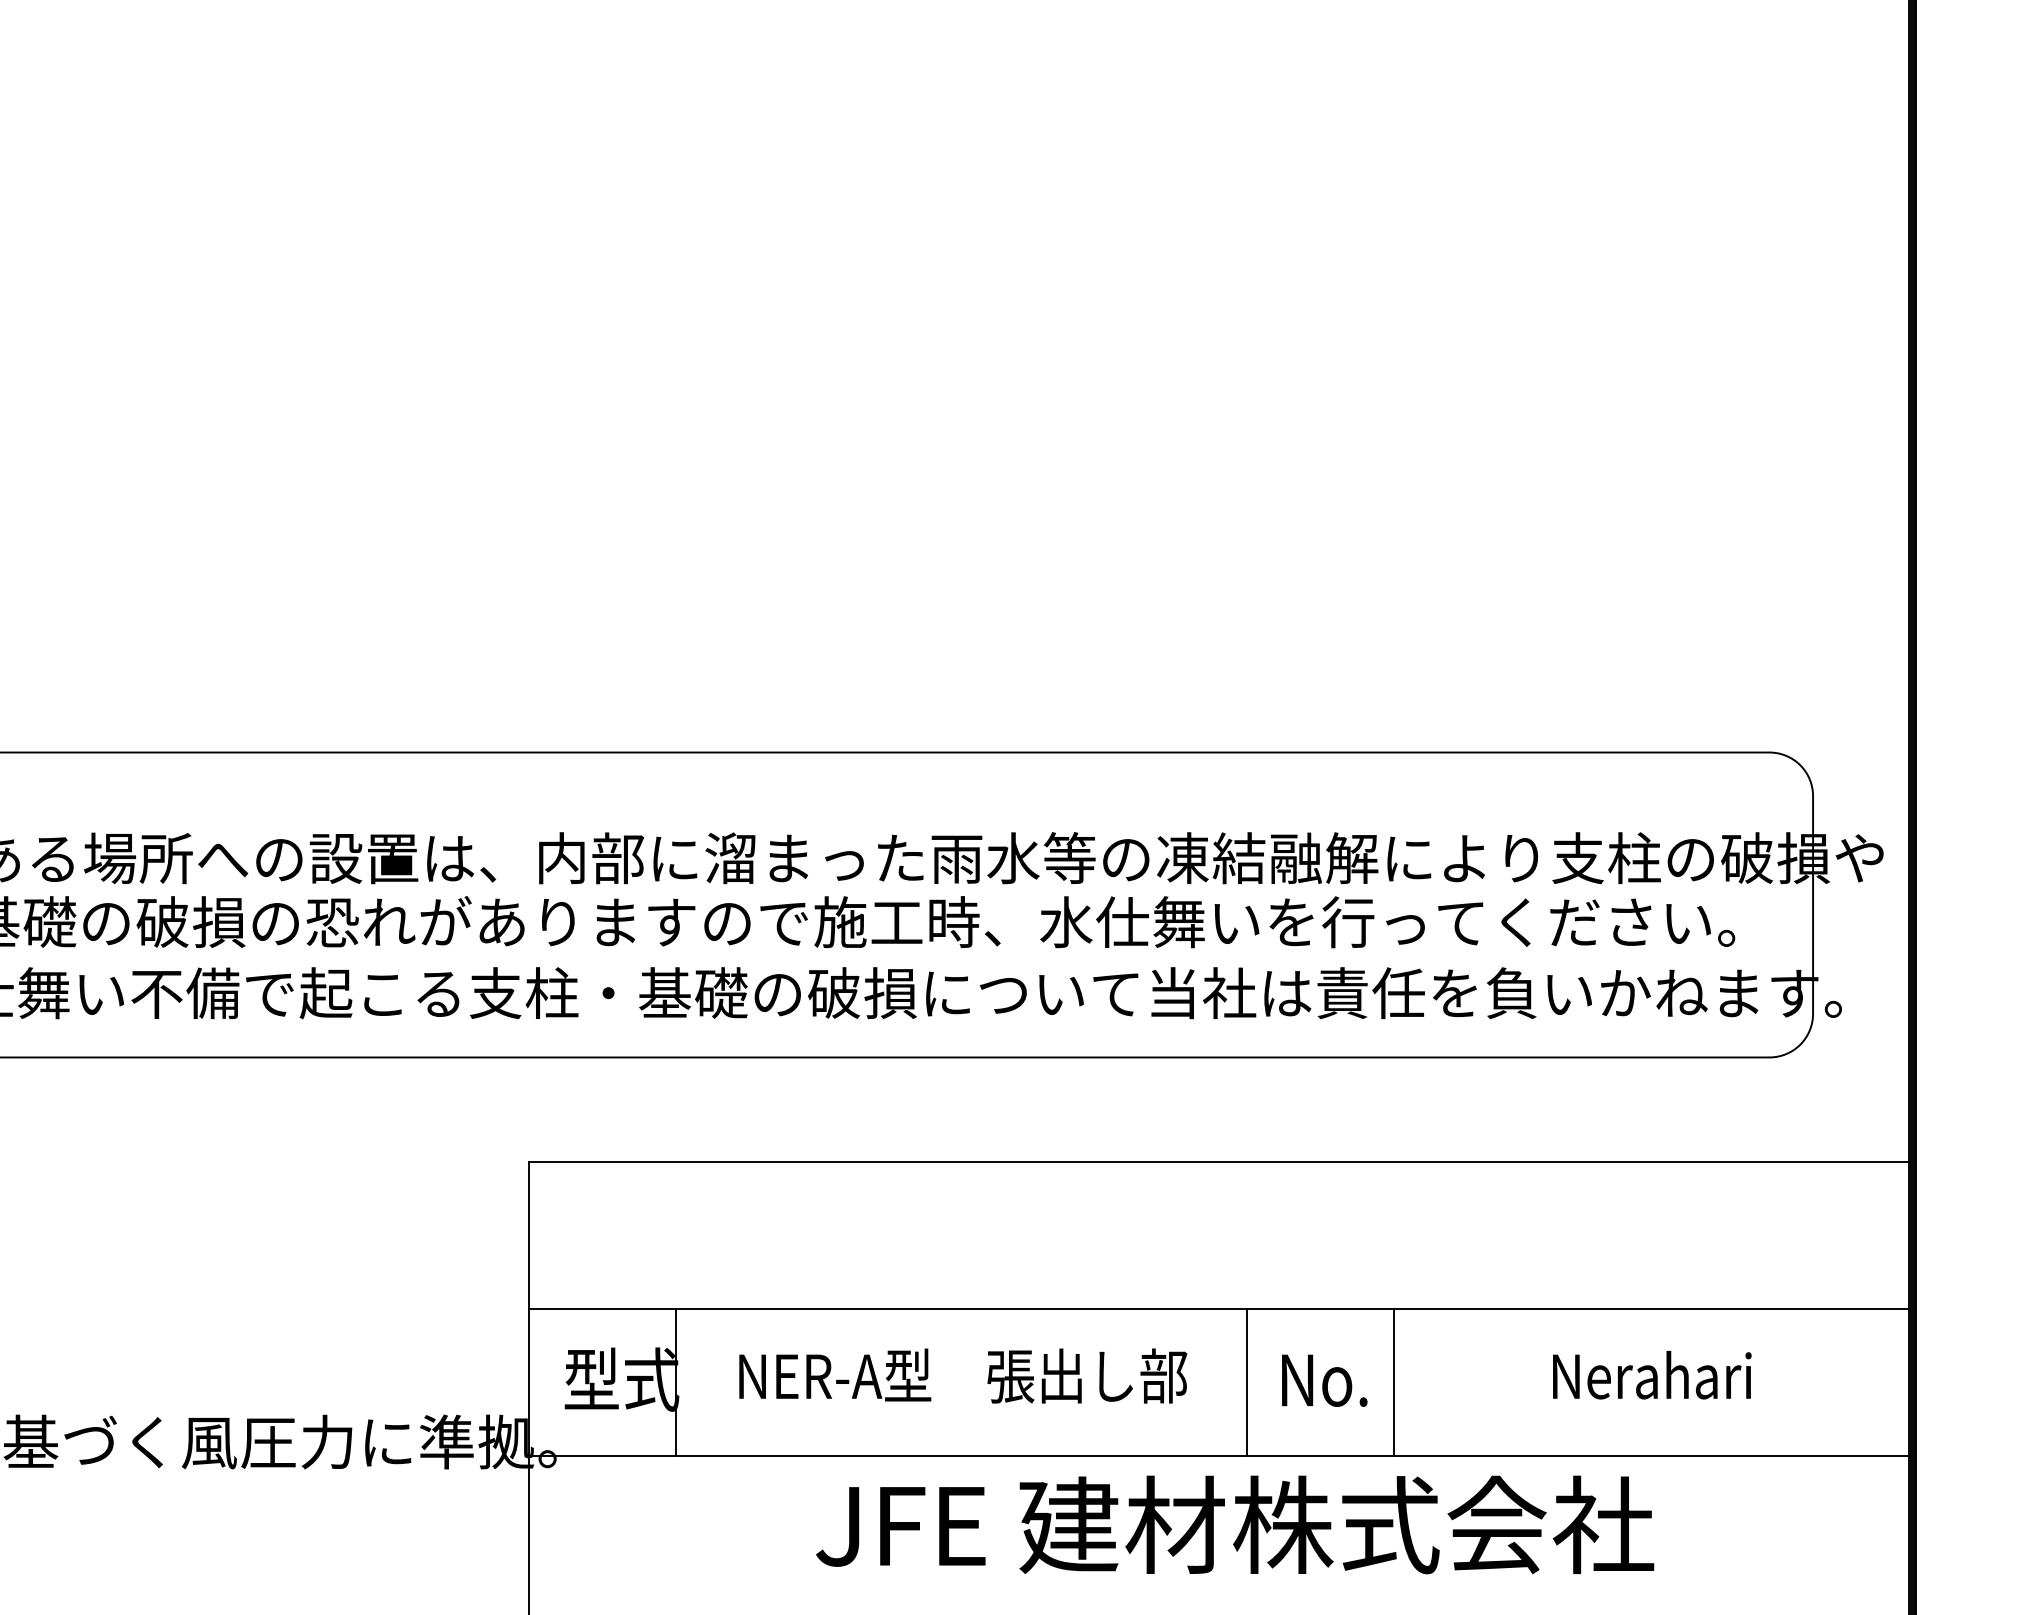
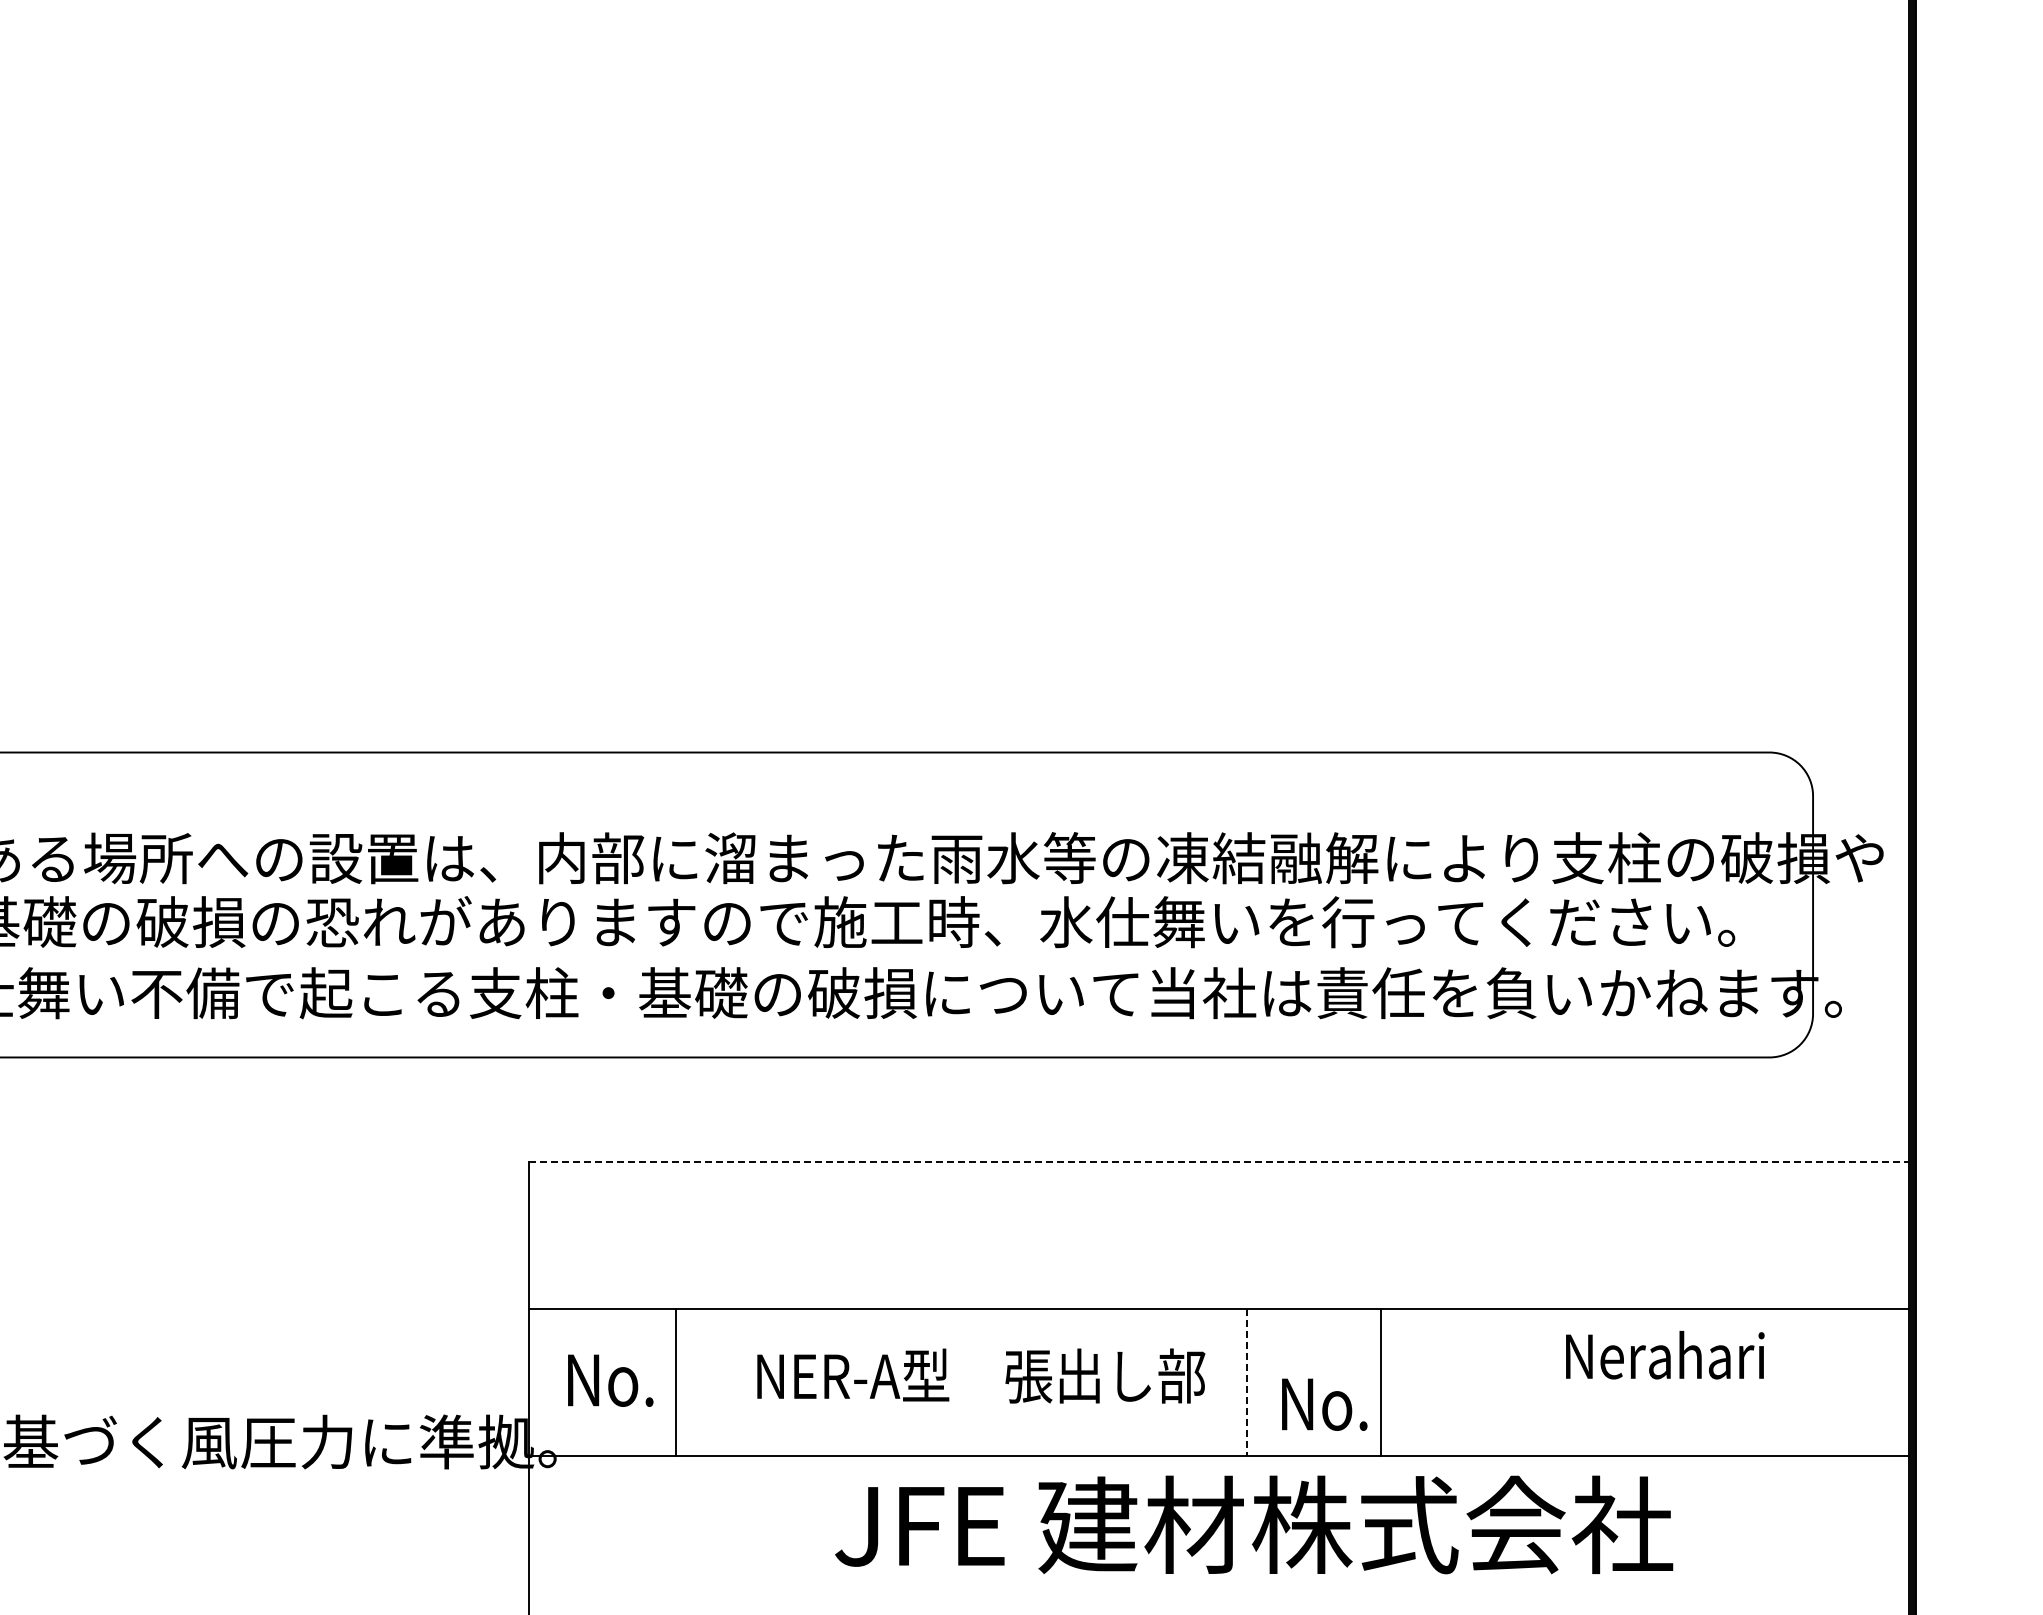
line: solid -> dashed (1219, 1161)
text position: (963, 1375) -> (981, 1375) (981, 1375)
text position: (1652, 1375) -> (1665, 1355) (1665, 1355)
text: 型式 -> No. (621, 1379)
text position: (1324, 1380) -> (1324, 1404) (1324, 1404)
line position: (1394, 1381) -> (1381, 1381) (1381, 1381)
line: solid -> dashed (1247, 1382)
text position: (1235, 1524) -> (1254, 1524) (1254, 1524)
